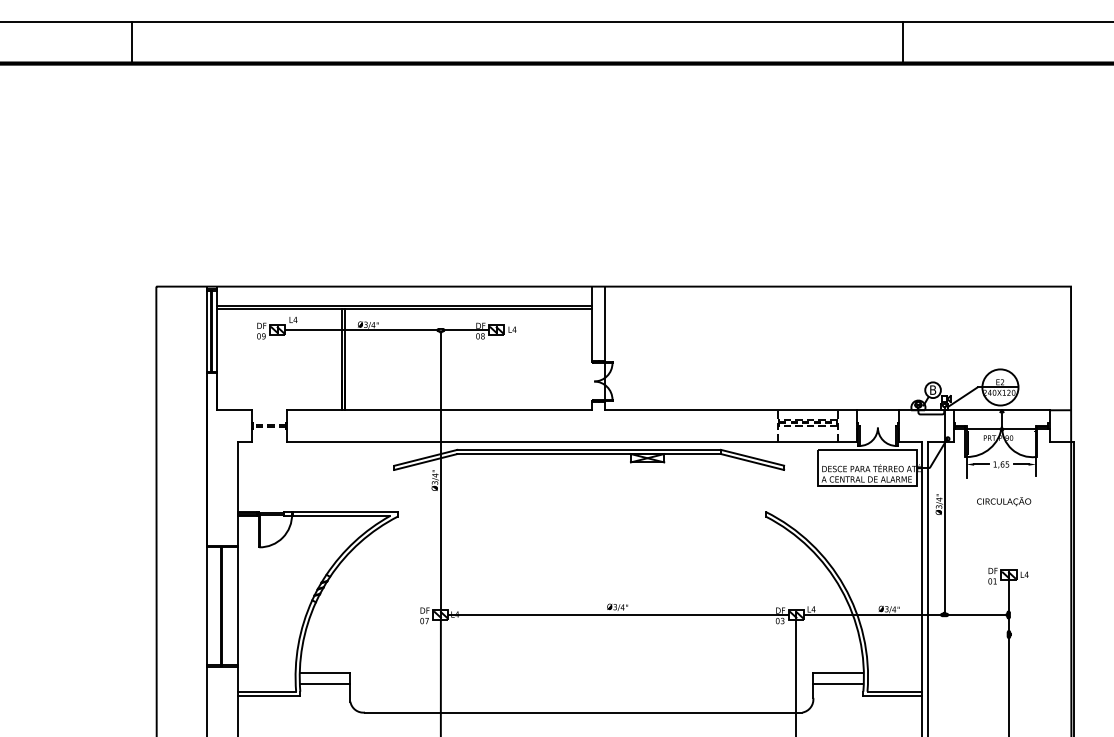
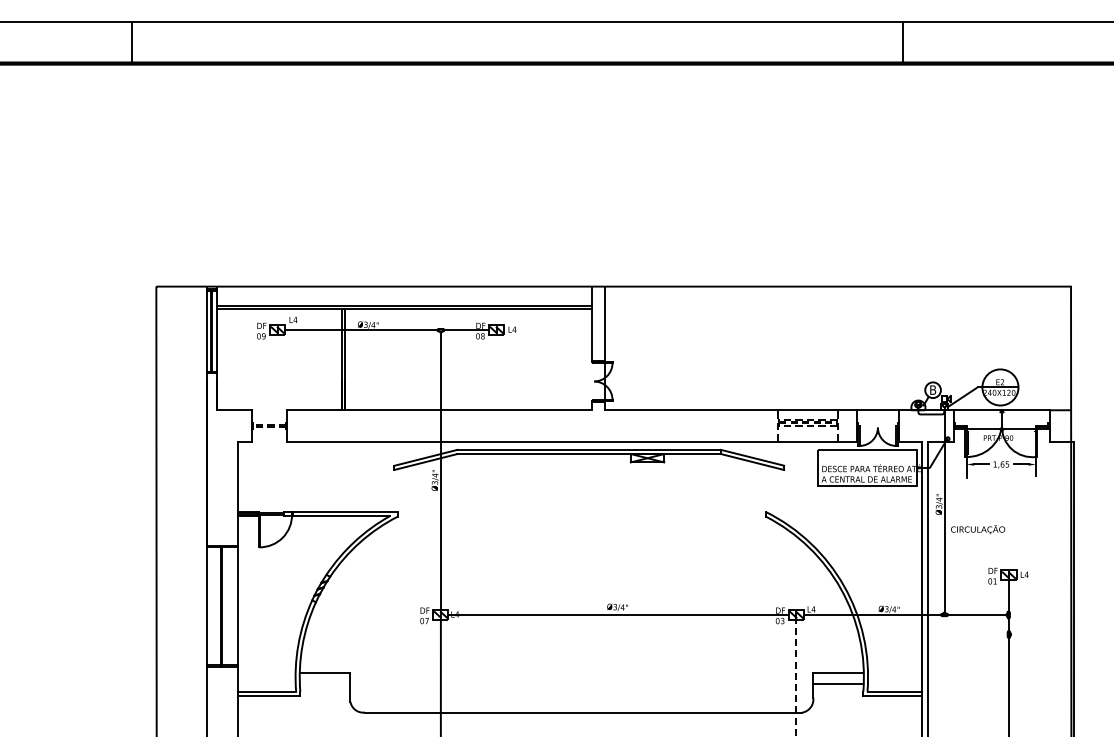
text position: (1004, 501) -> (978, 529) (978, 529)
line: solid -> dashed (796, 677)
line: present -> none (325, 684)
